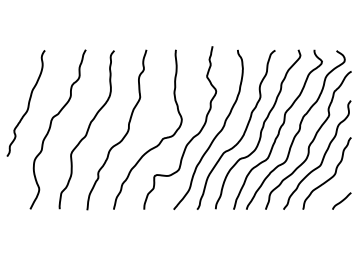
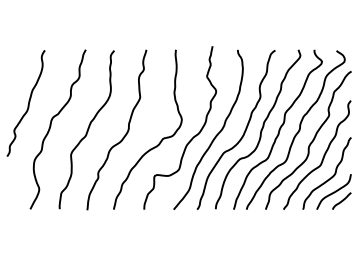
curve: none -> present (333, 191)
